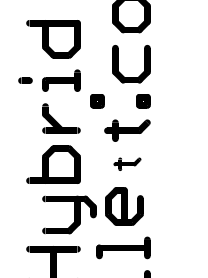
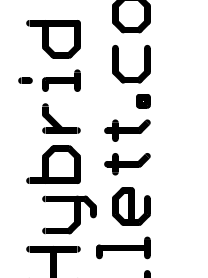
part: present -> none (97, 101)
part size: 29x14 px -> 47x23 px (127, 164)
part position: (124, 206) -> (131, 206) (131, 206)
